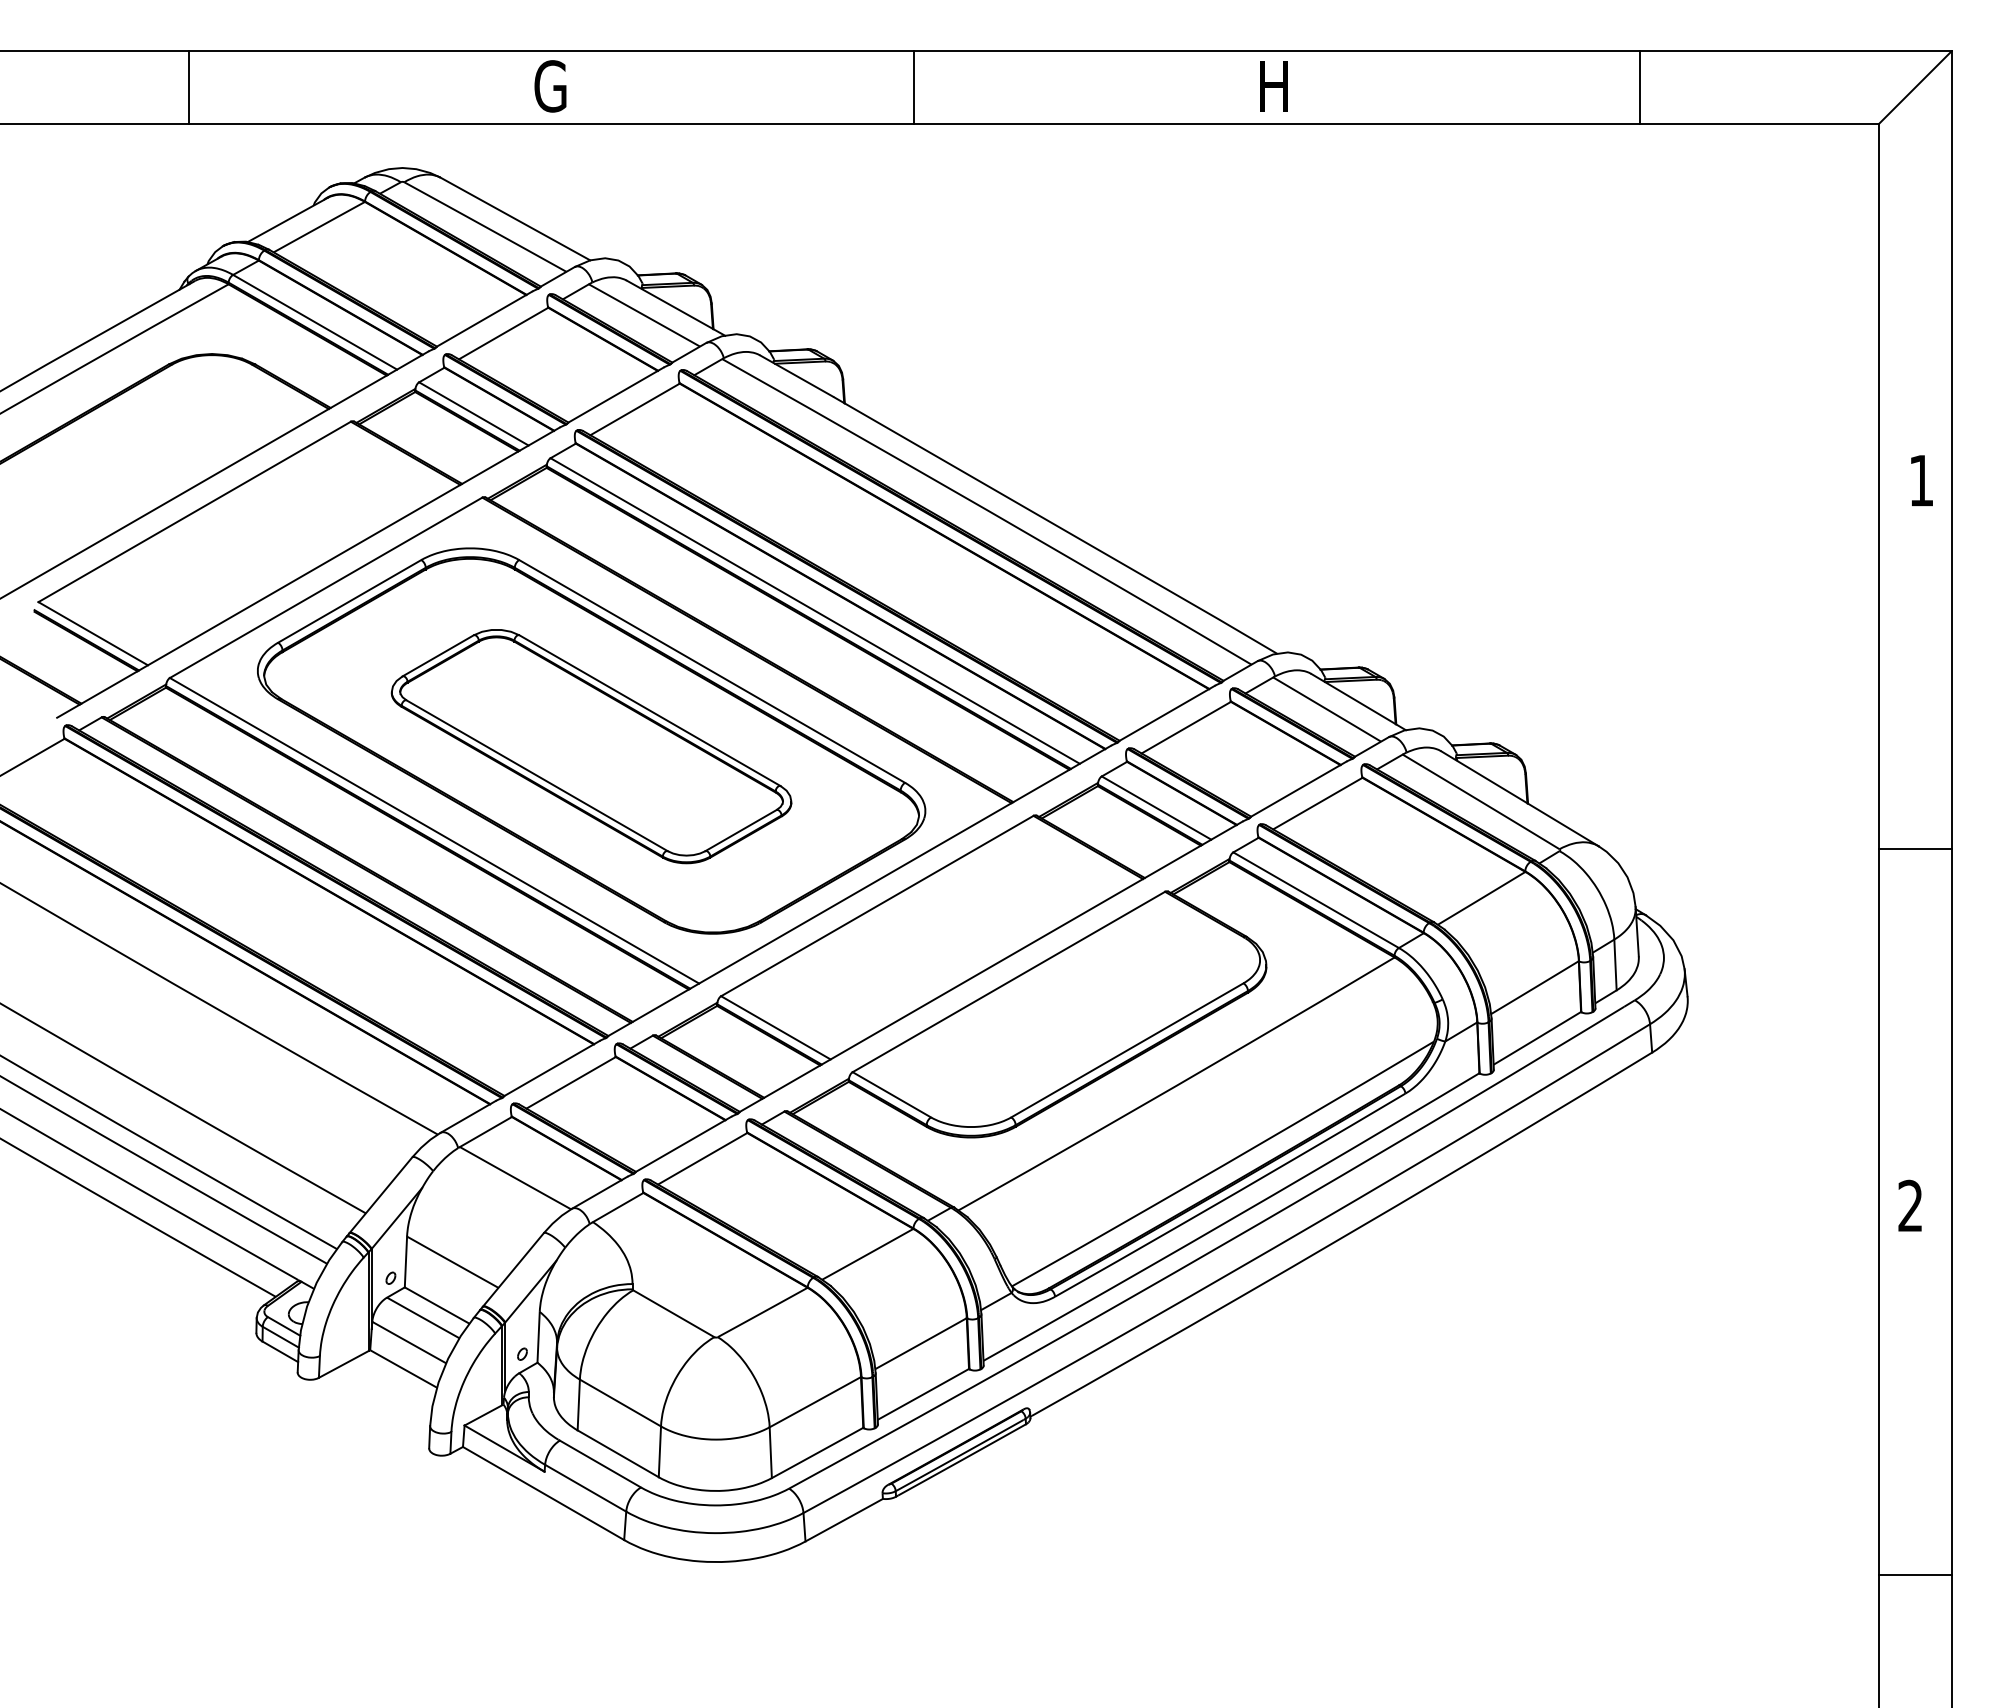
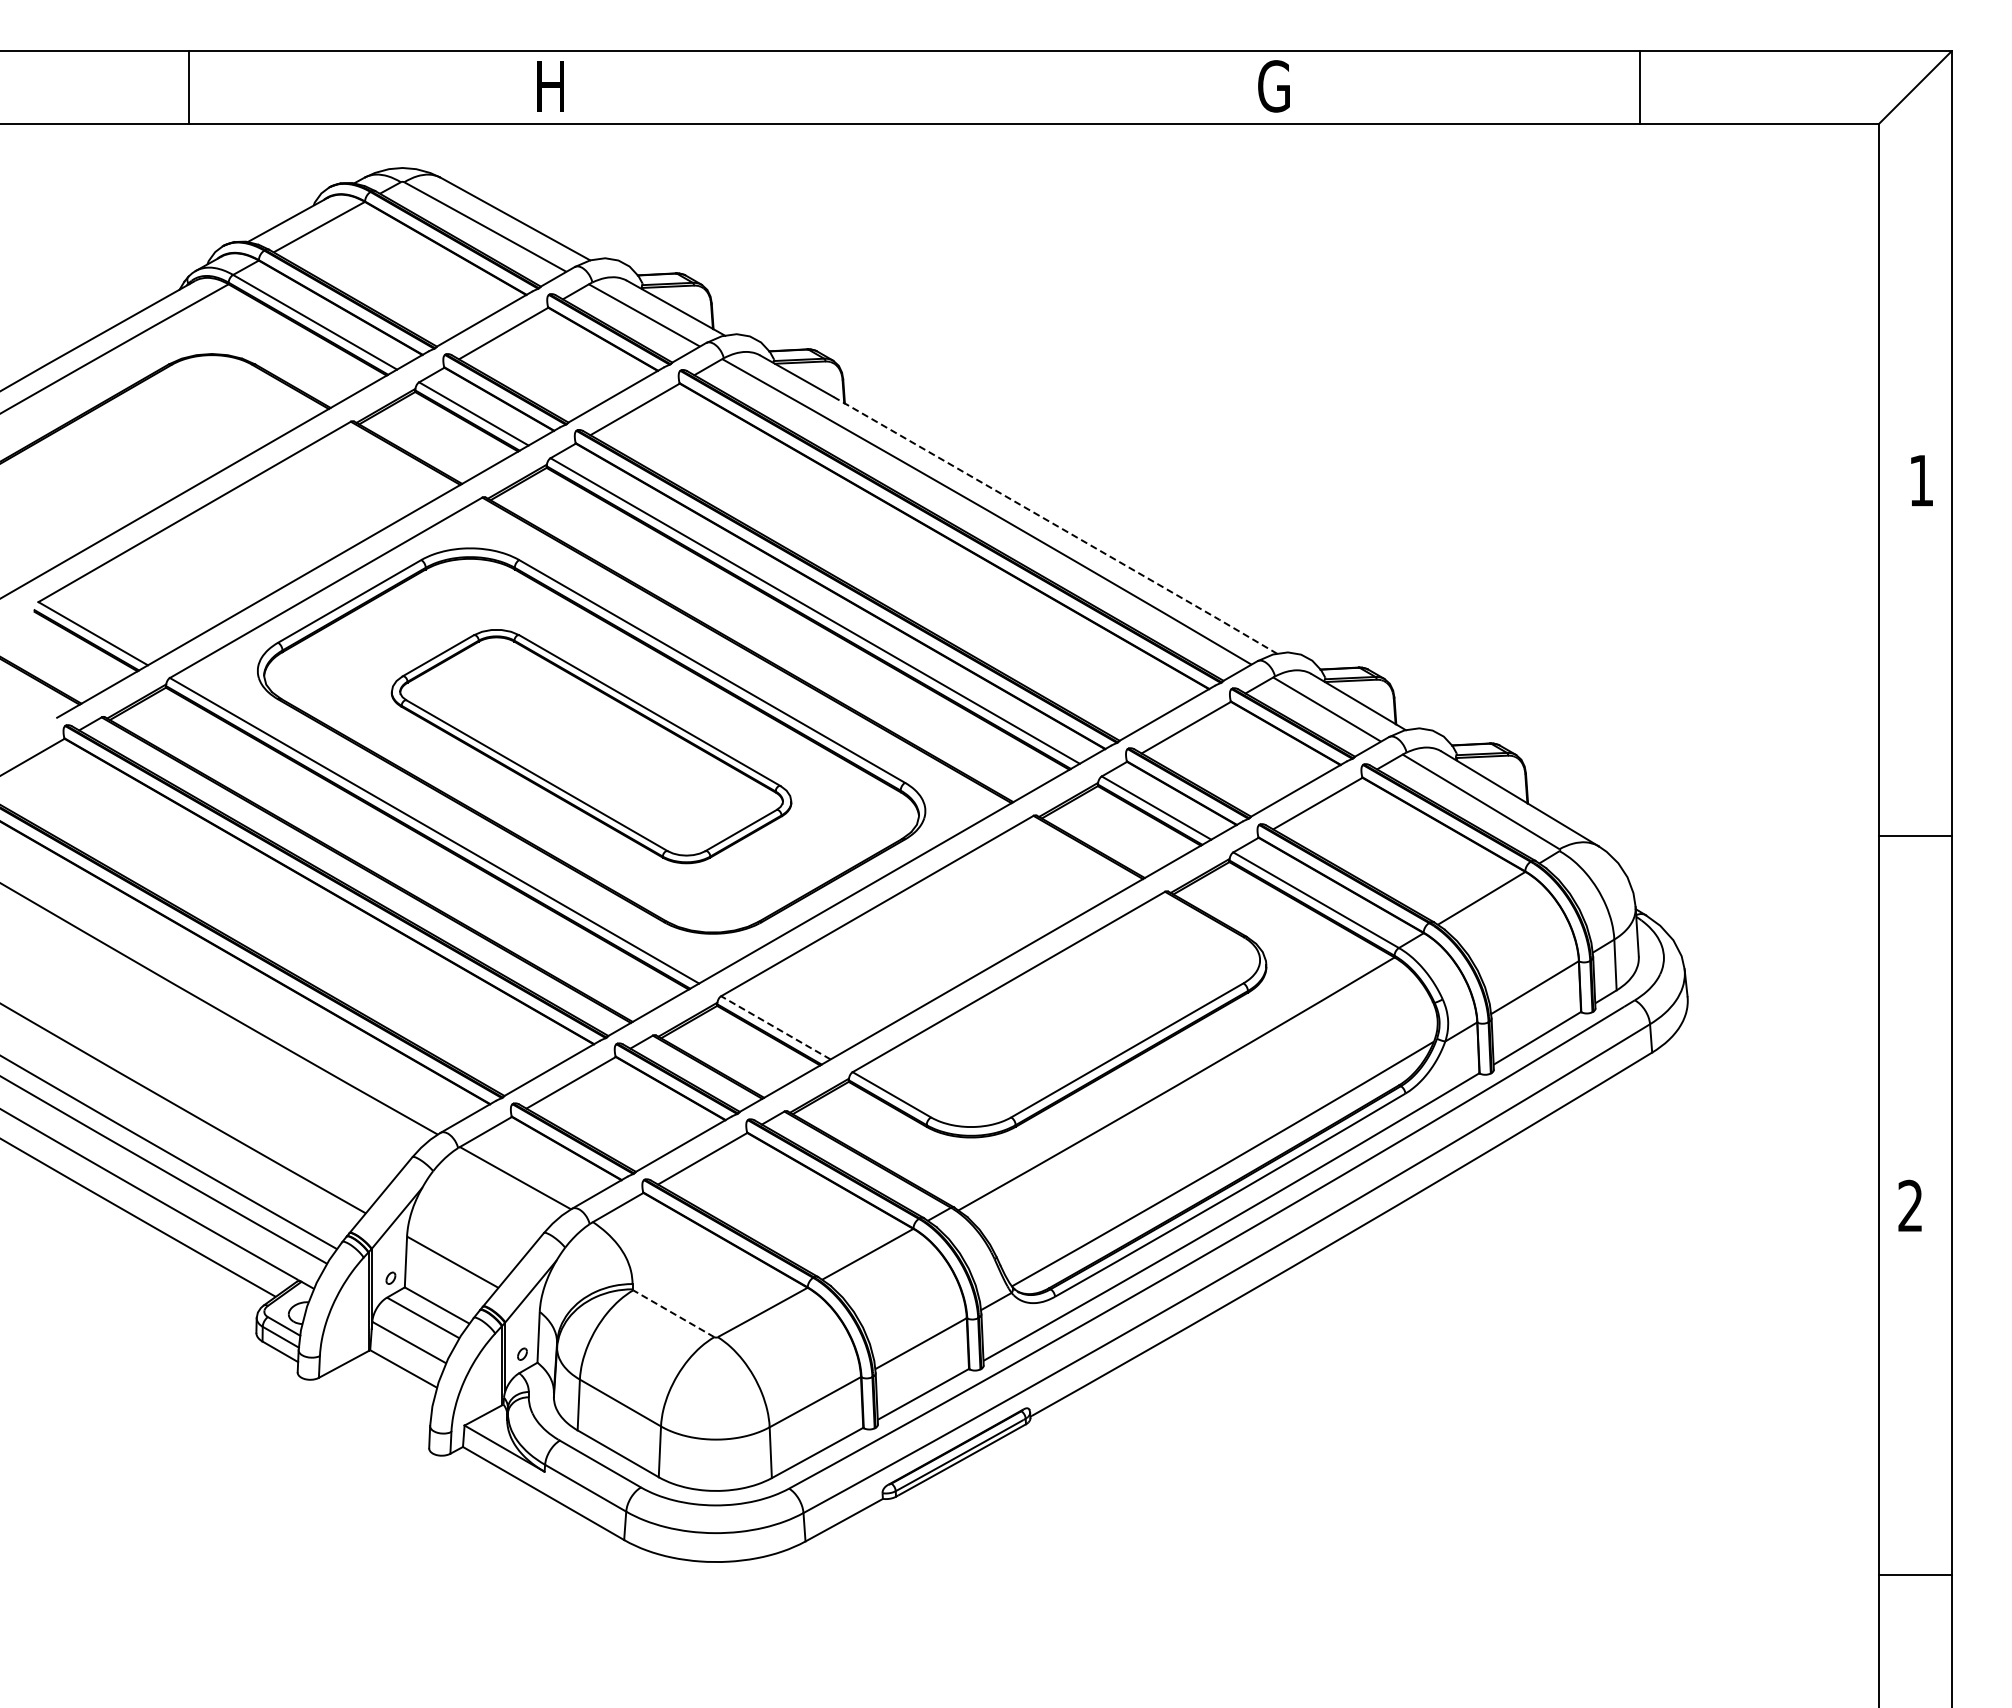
text: G -> H (550, 86)
text: H -> G (1273, 86)
line: present -> none (914, 87)
line: solid -> dashed (1055, 525)
line position: (1915, 849) -> (1915, 836) (1915, 836)
line: solid -> dashed (775, 1027)
line: solid -> dashed (673, 1313)
